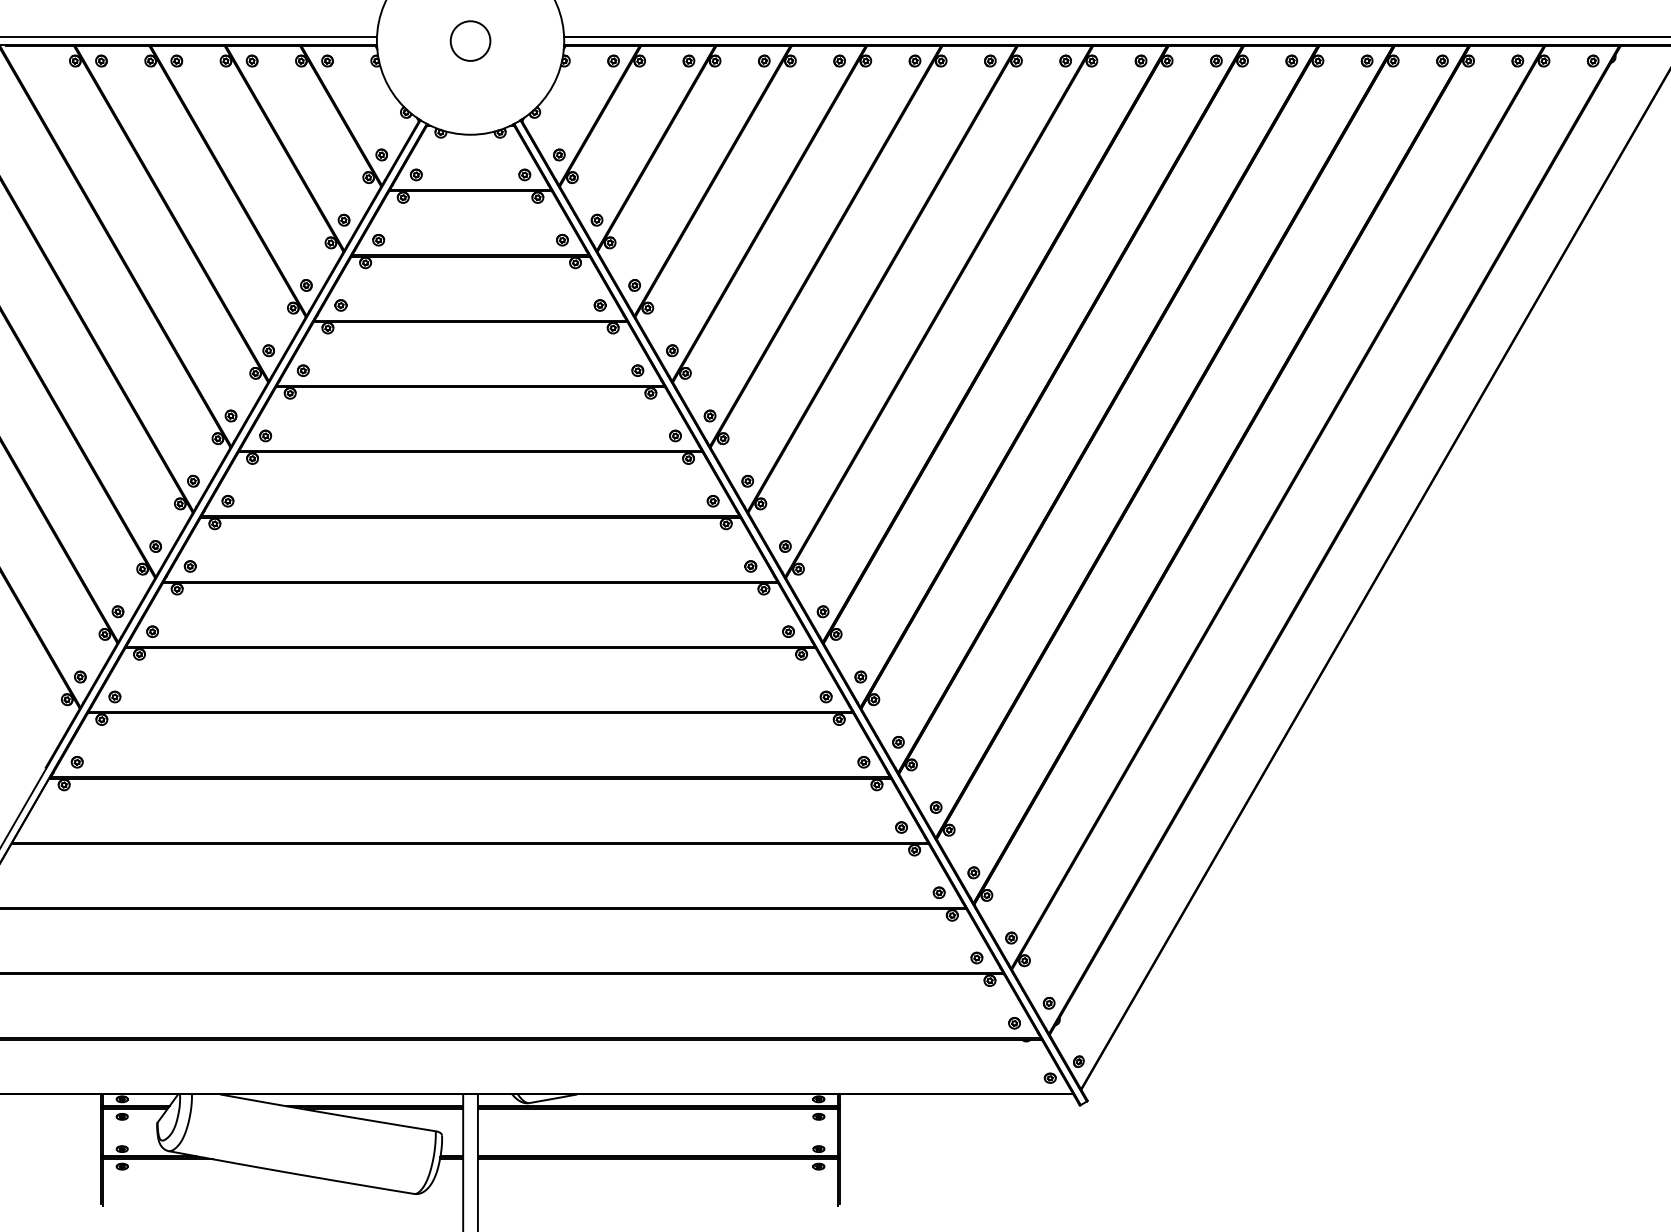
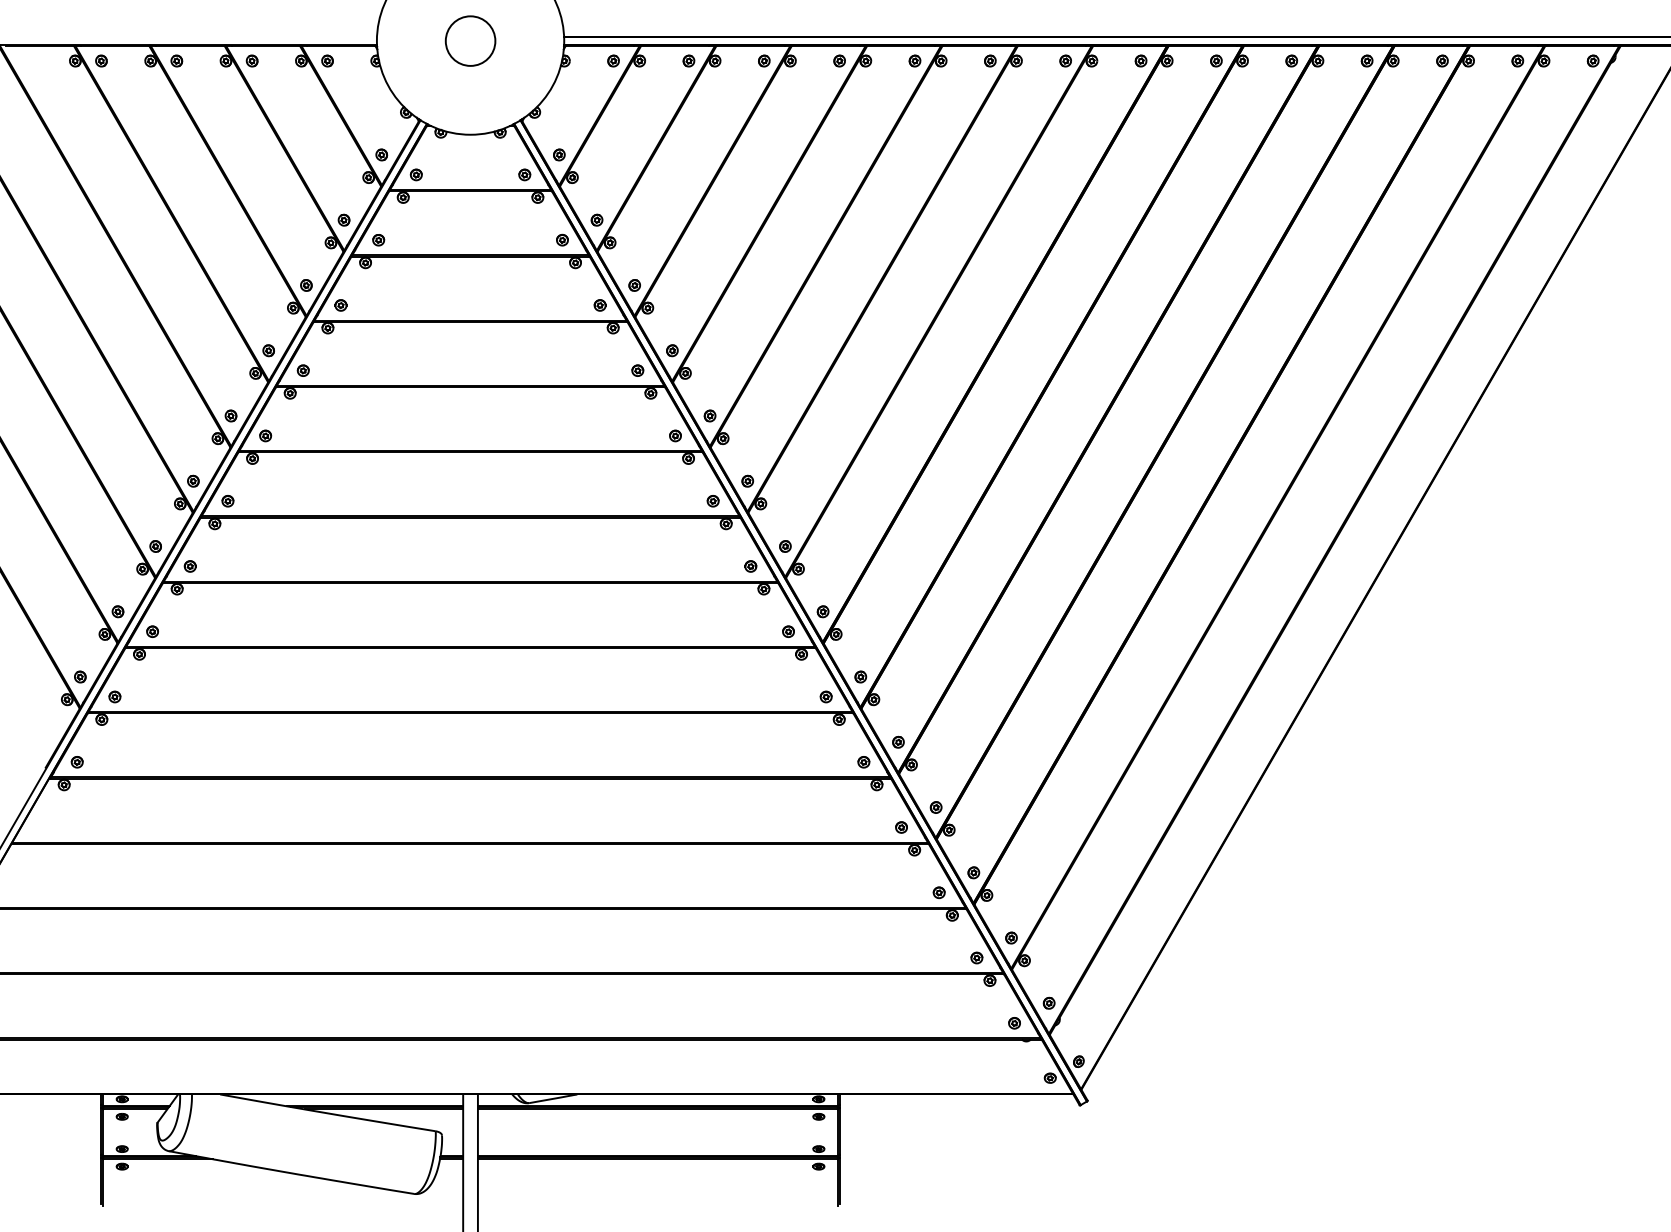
line: present -> none (189, 37)
circle size: 43x42 px -> 53x52 px (470, 40)
